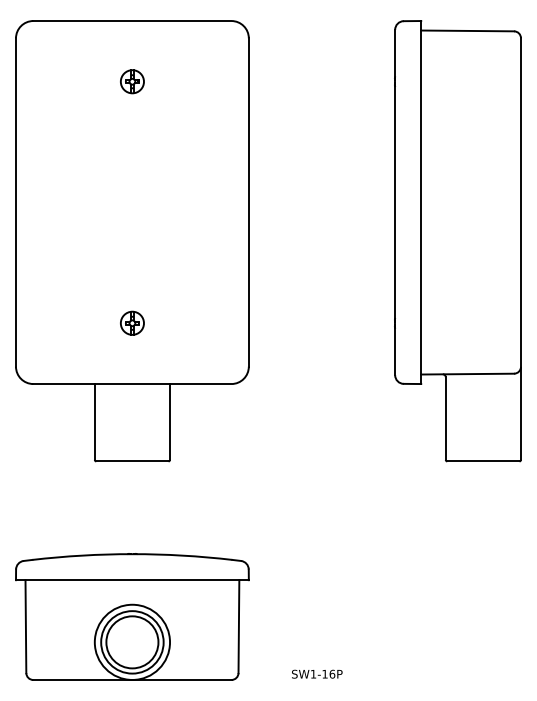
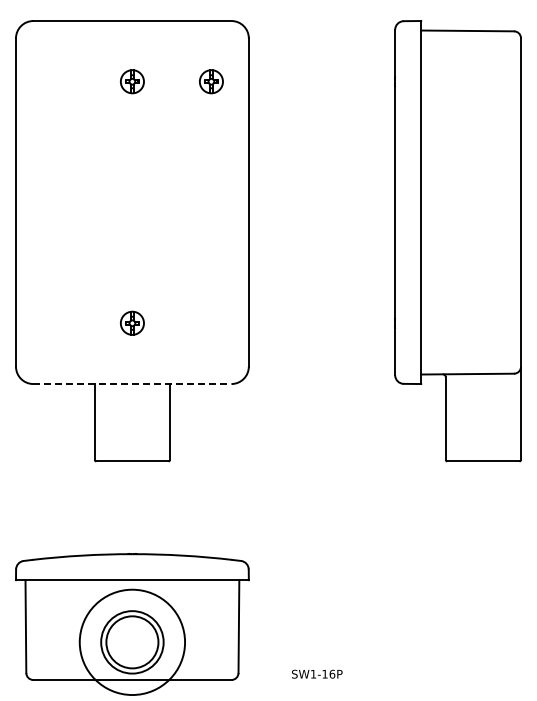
part: none -> present (211, 81)
line: solid -> dashed (132, 384)
circle diameter: 75 px -> 105 px (132, 642)
